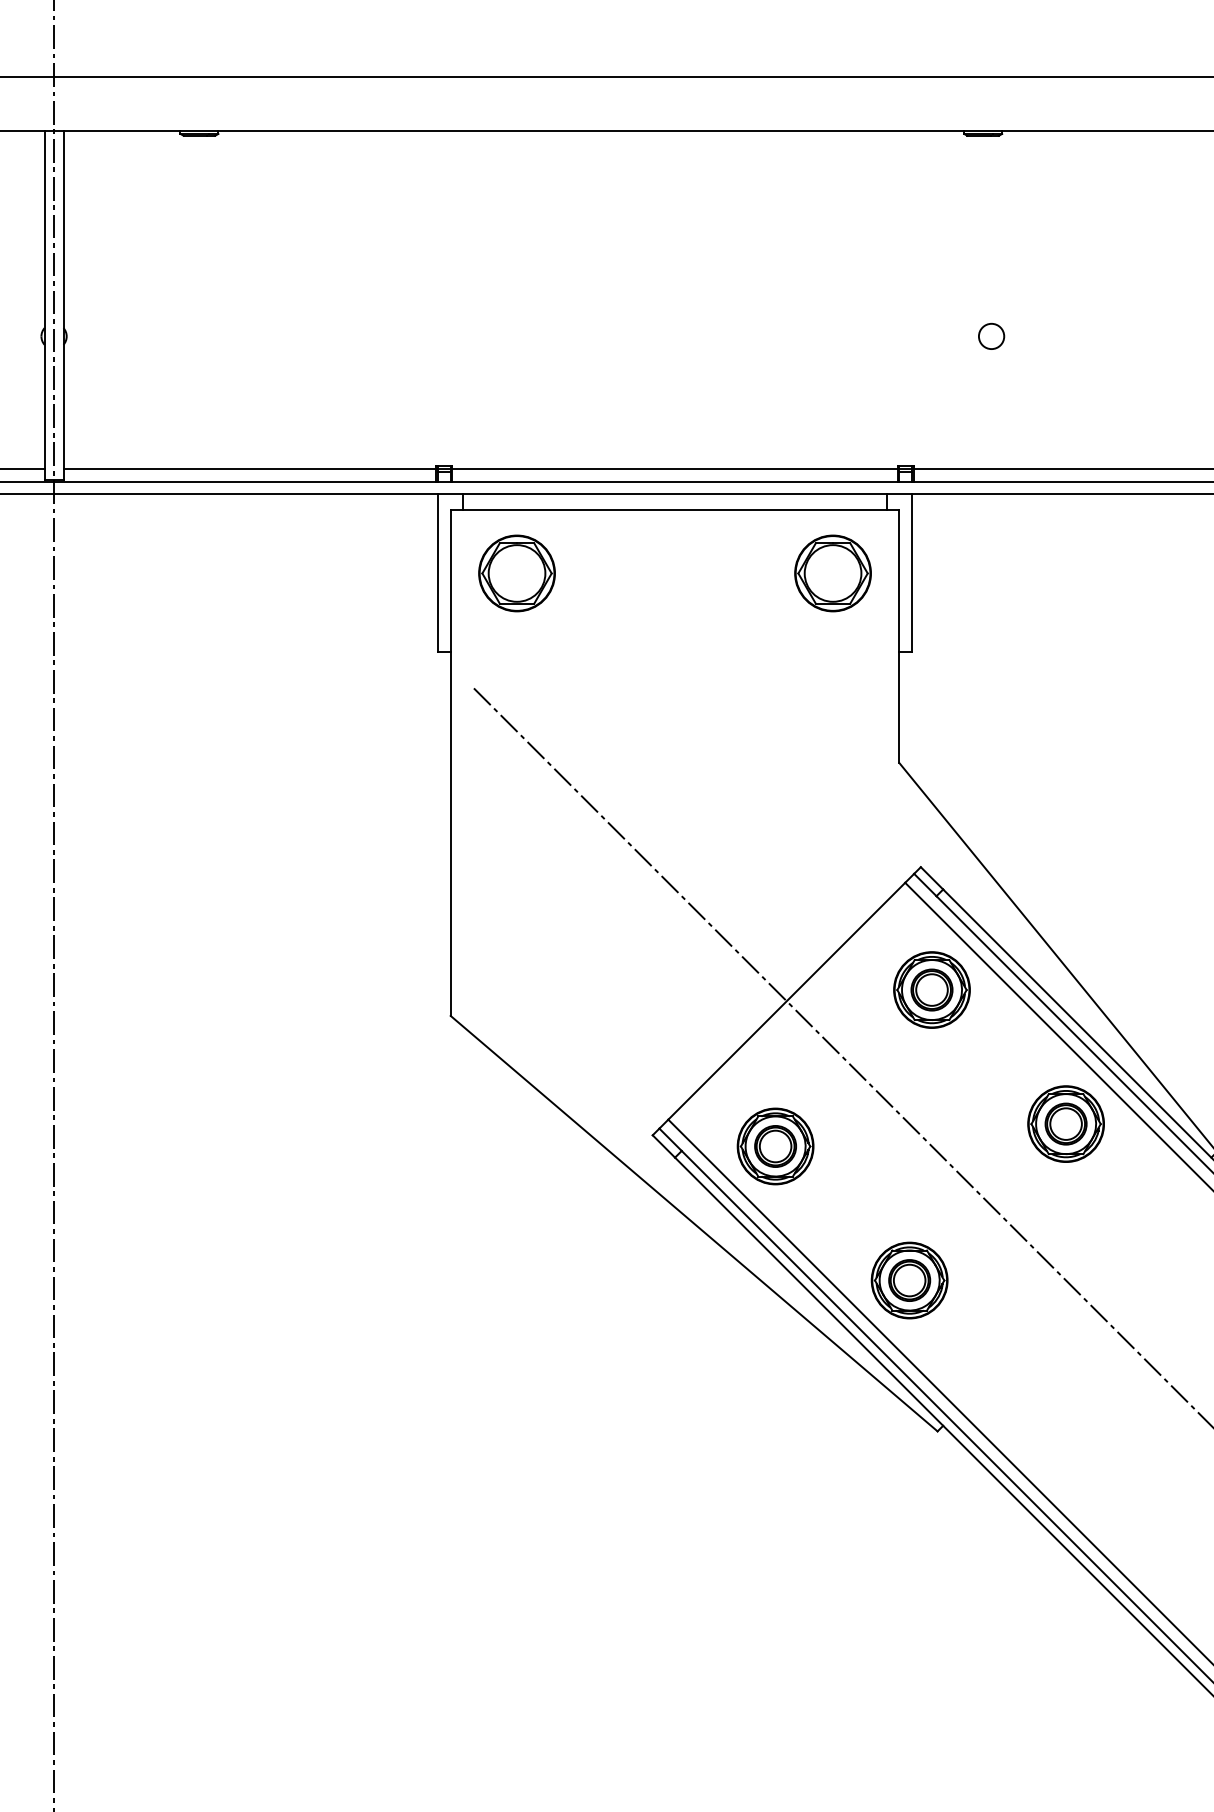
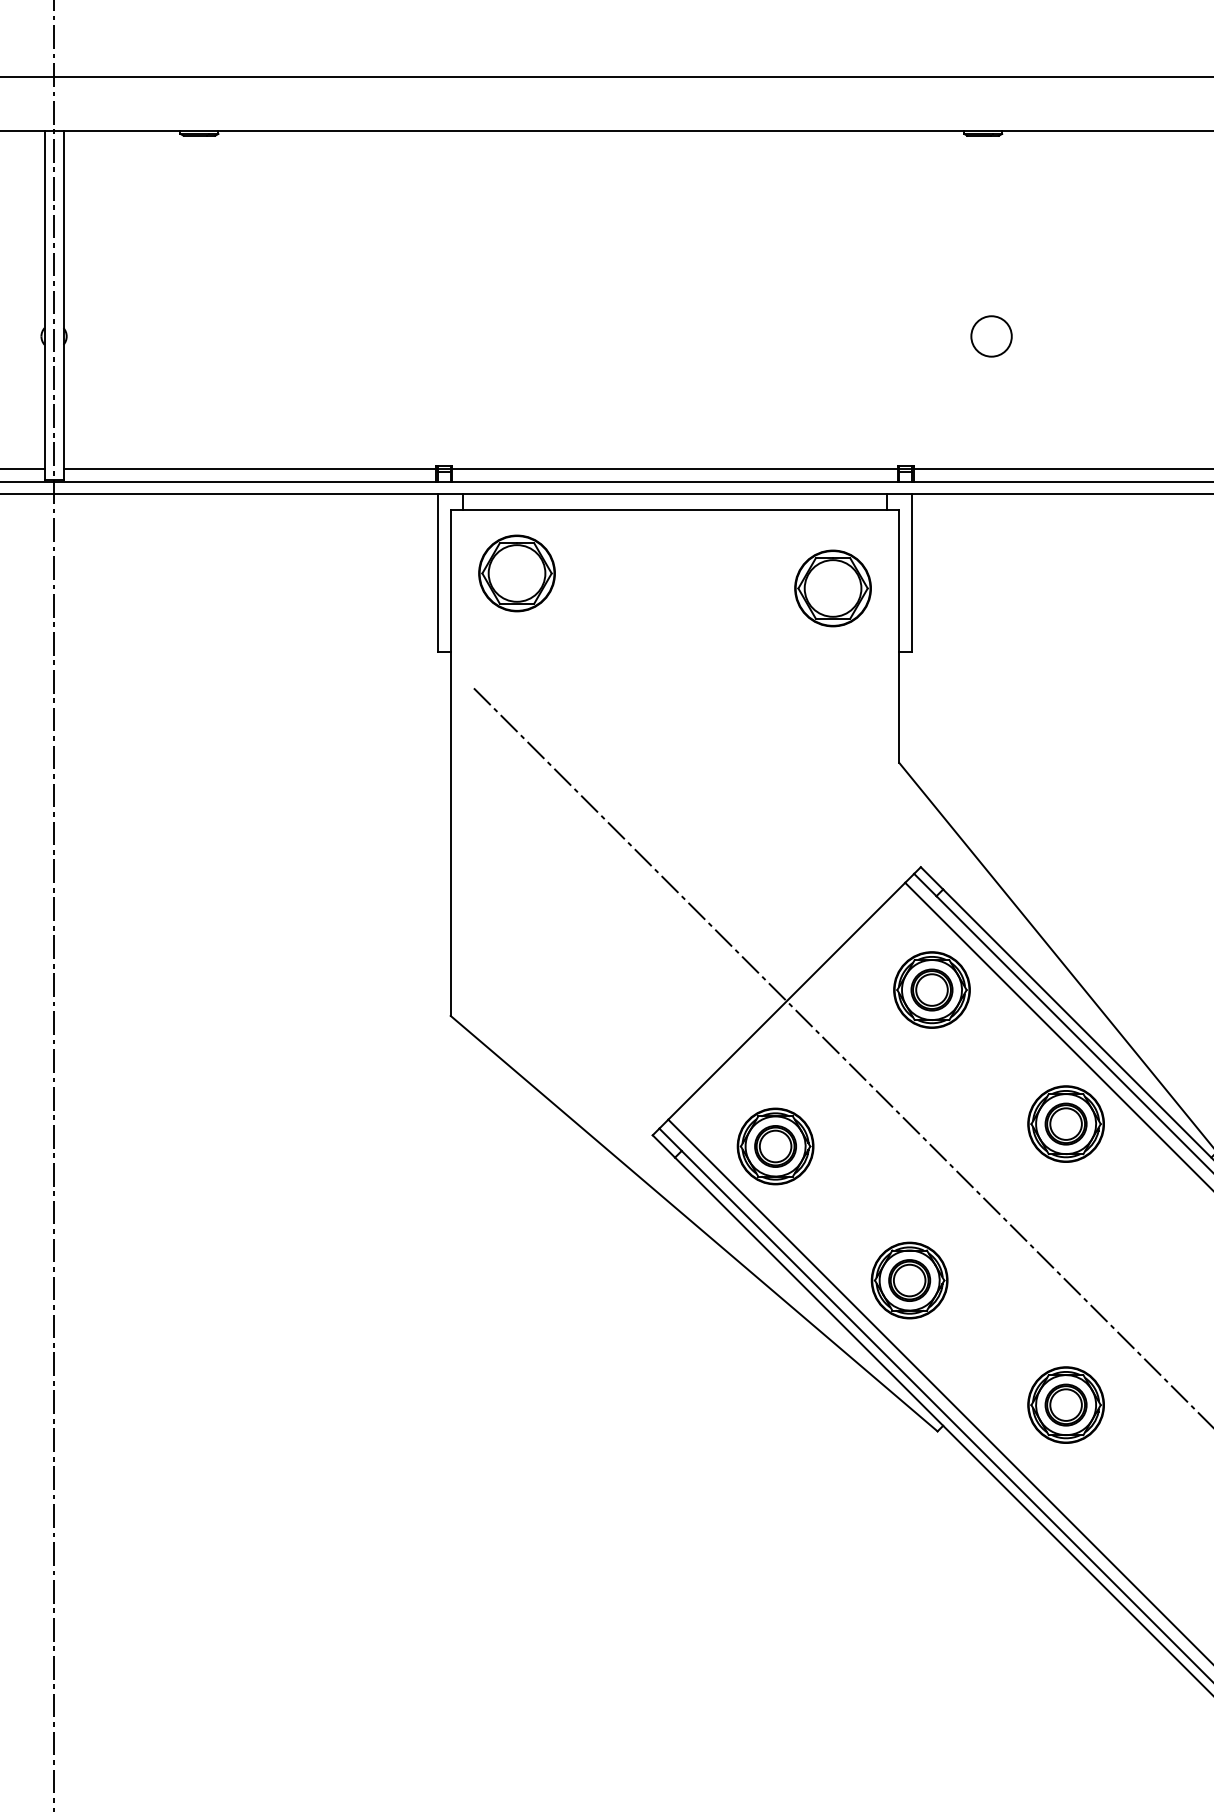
circle diameter: 25 px -> 40 px (991, 336)
part position: (832, 573) -> (832, 588) (832, 588)
part: none -> present (1065, 1404)
